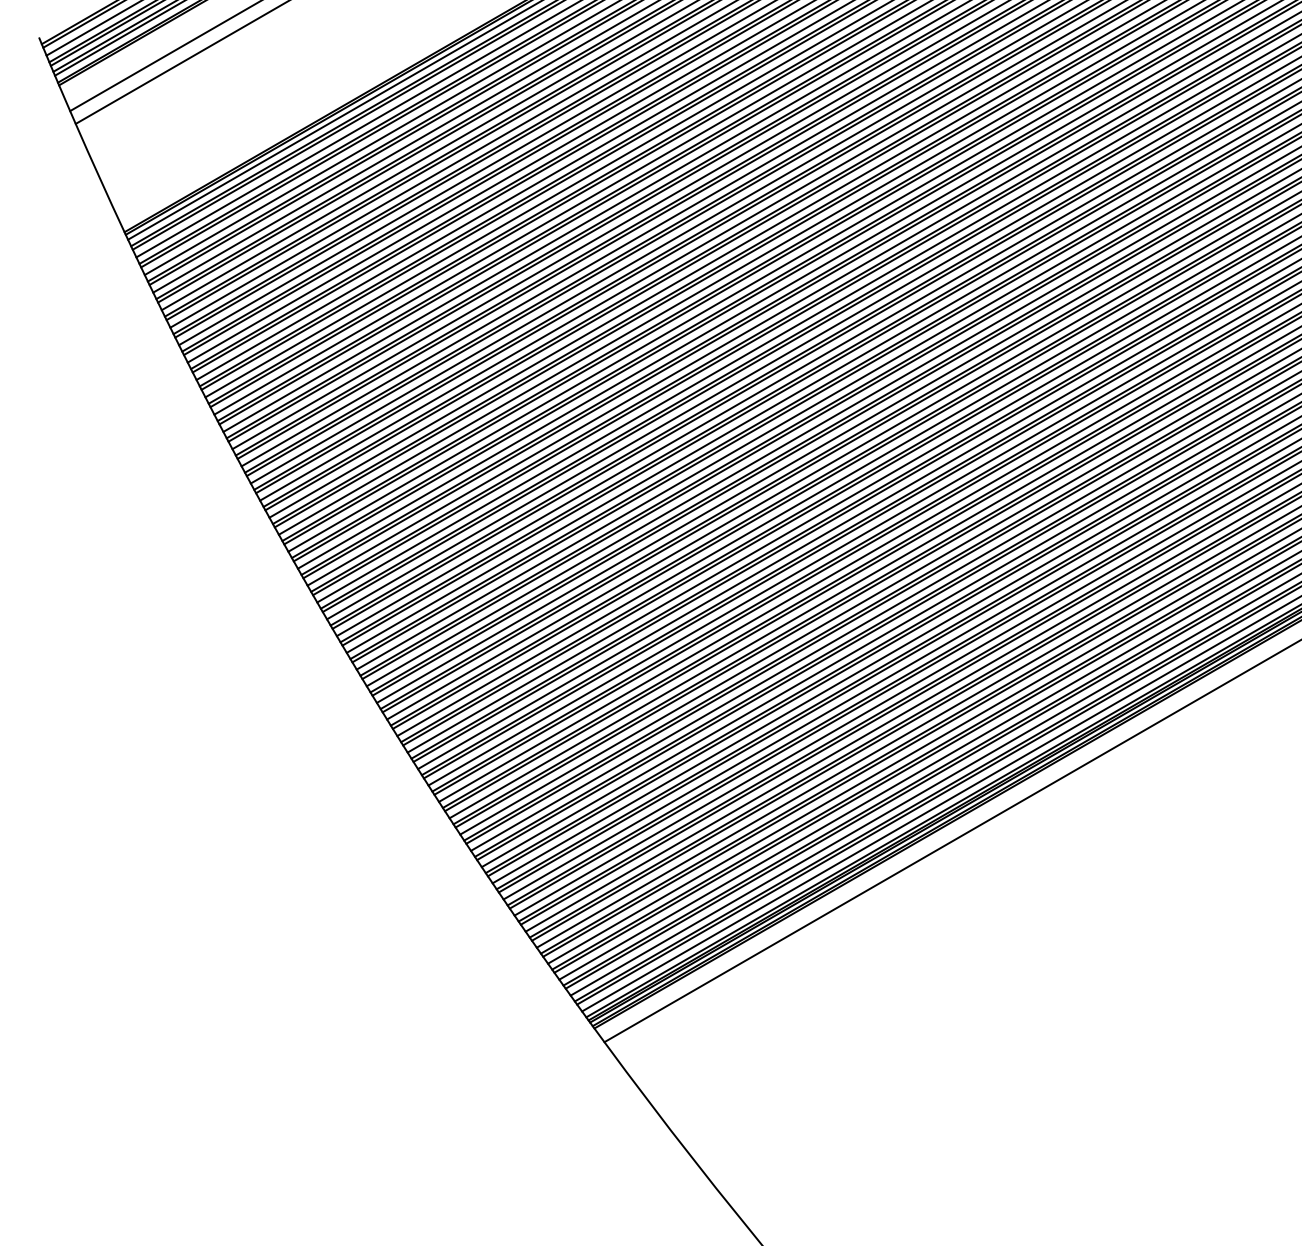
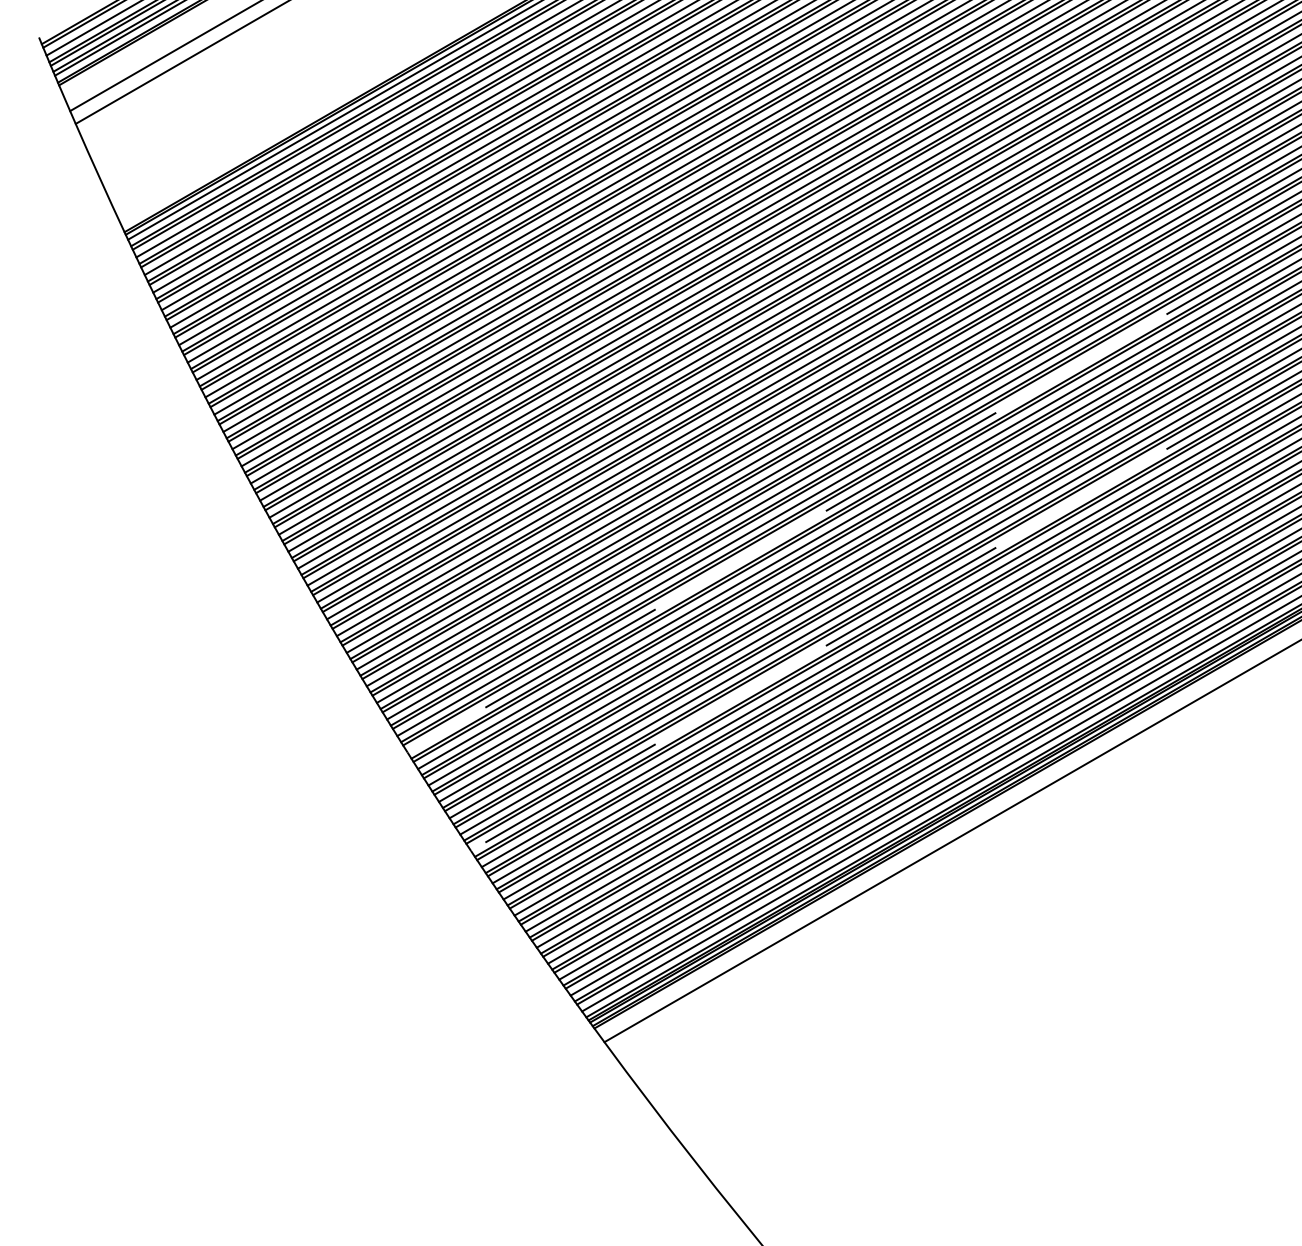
line: solid -> dashed (854, 494)
line: solid -> dashed (885, 611)
